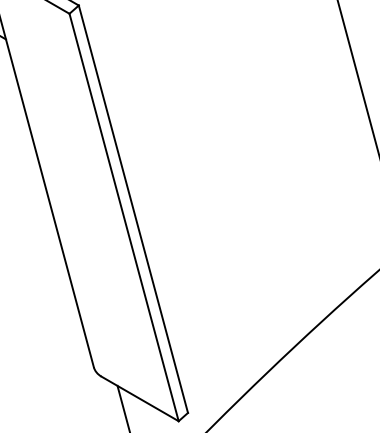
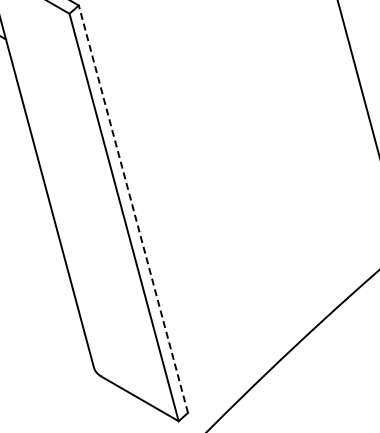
line: solid -> dashed (133, 209)
line: present -> none (123, 407)
